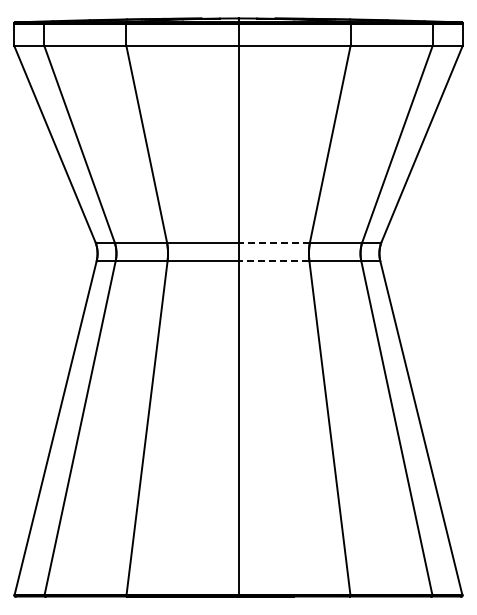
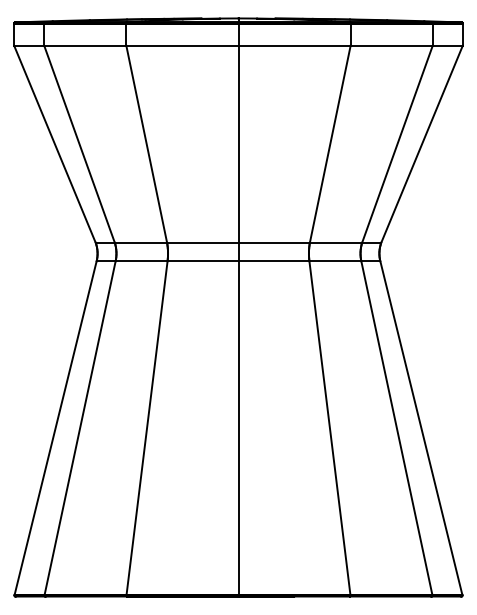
line: dashed -> solid (274, 242)
line: dashed -> solid (273, 261)
